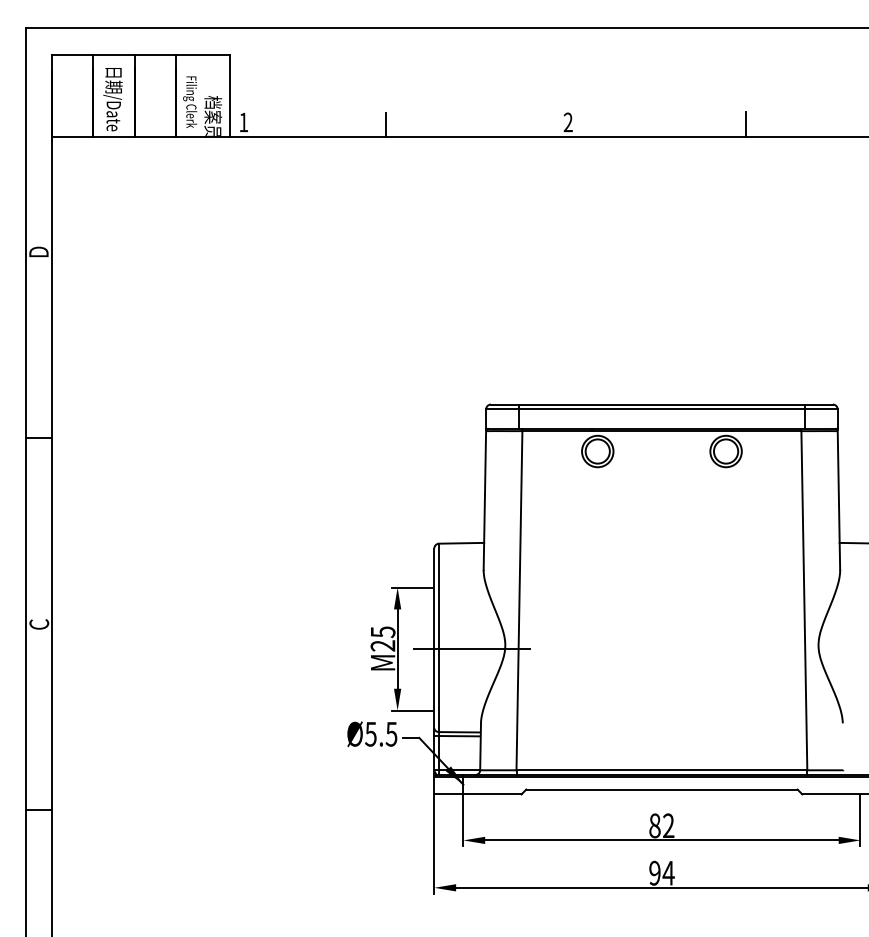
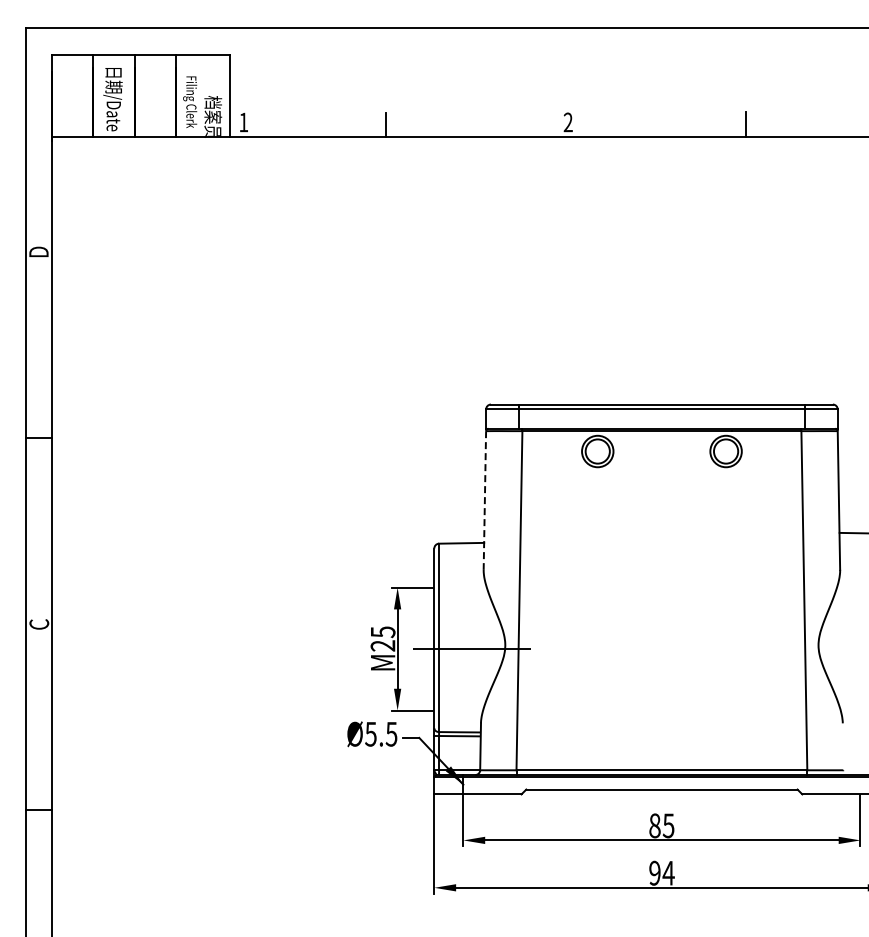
line: solid -> dashed (484, 501)
line position: (852, 542) -> (852, 532) (852, 532)
text: 82 -> 85 (668, 825)
